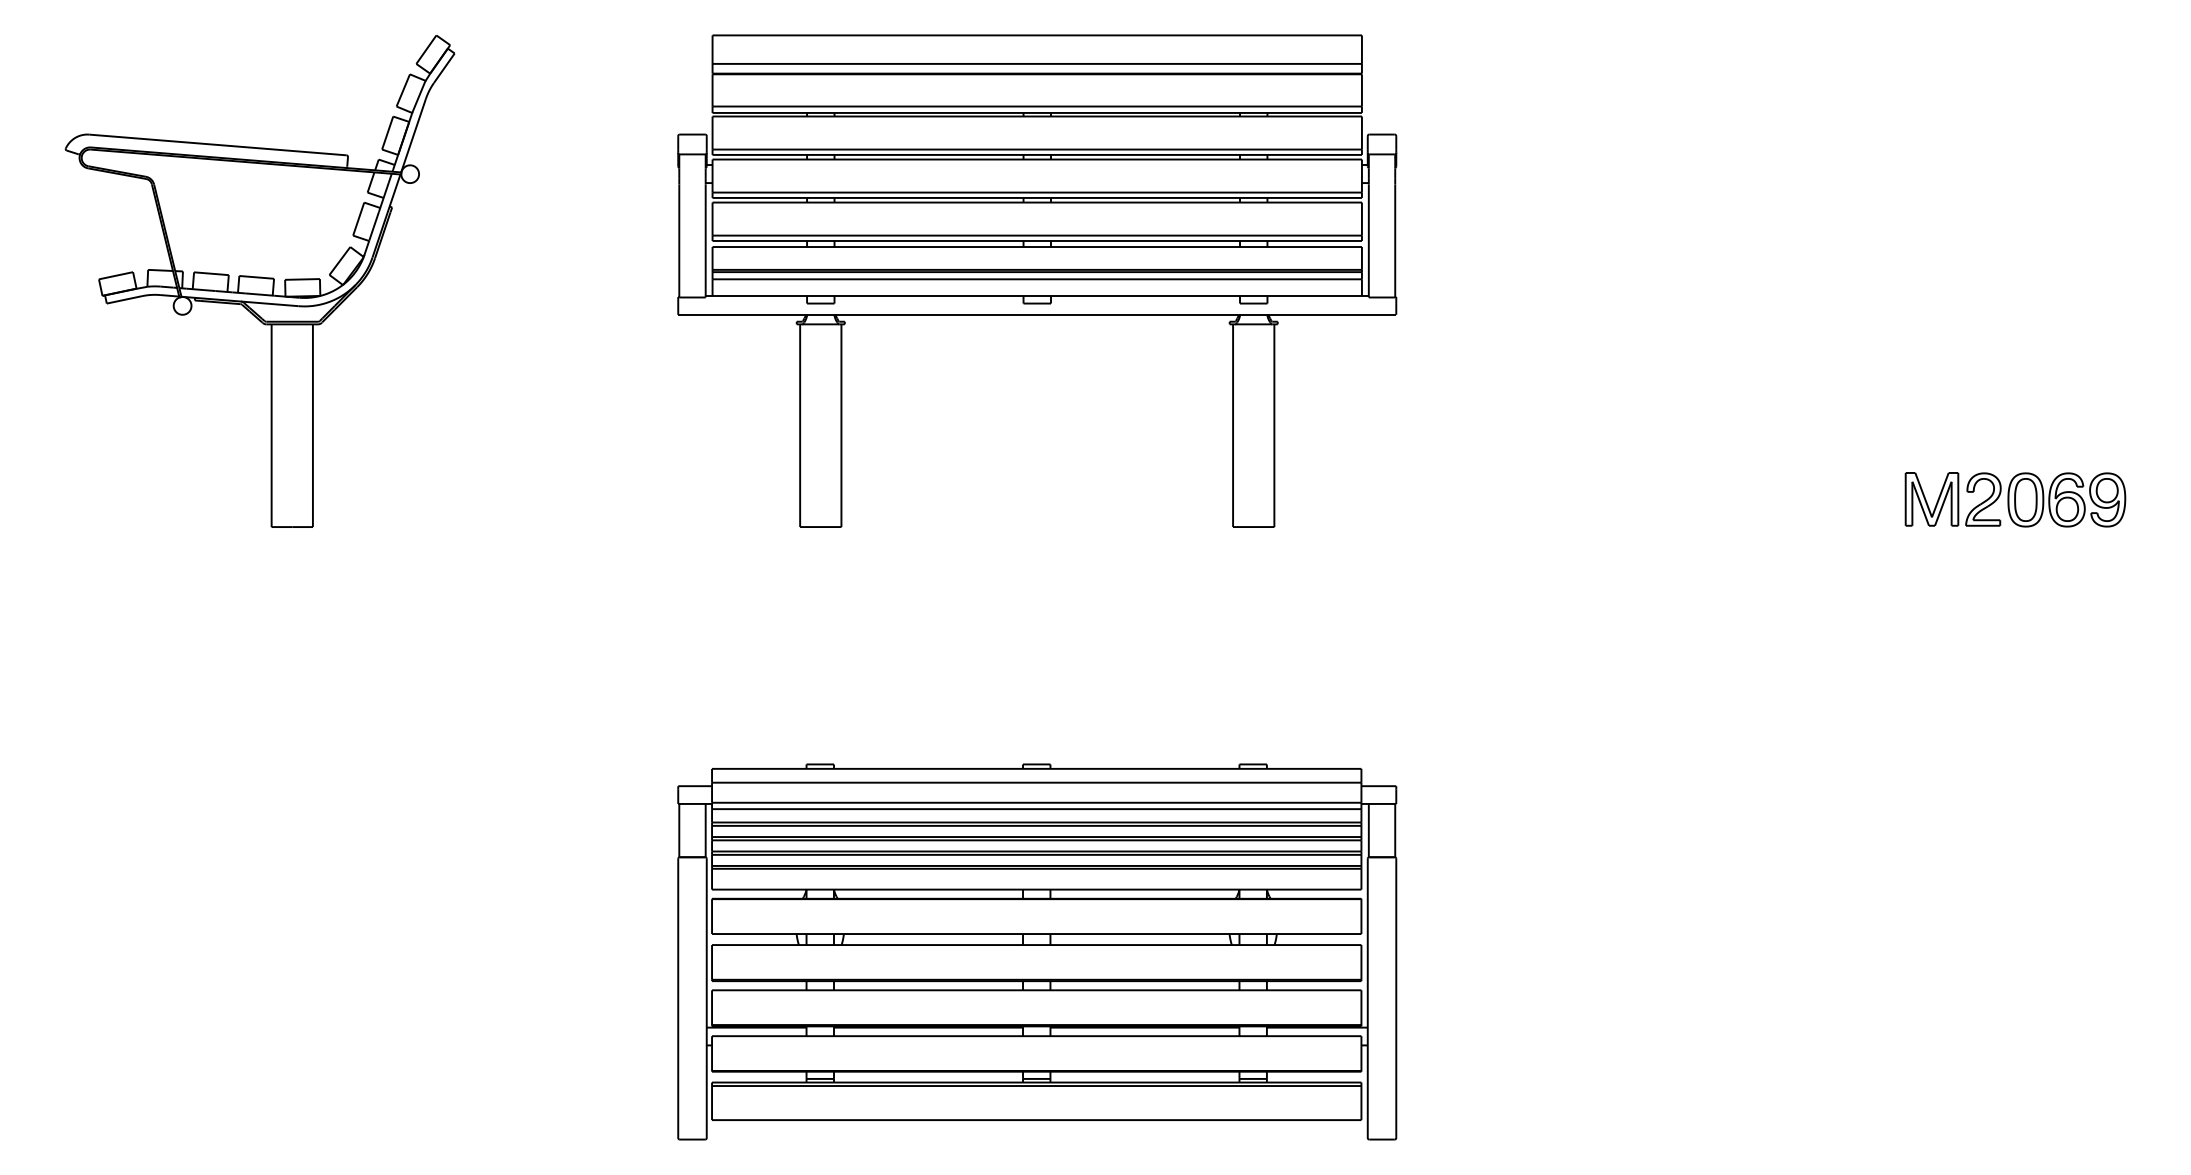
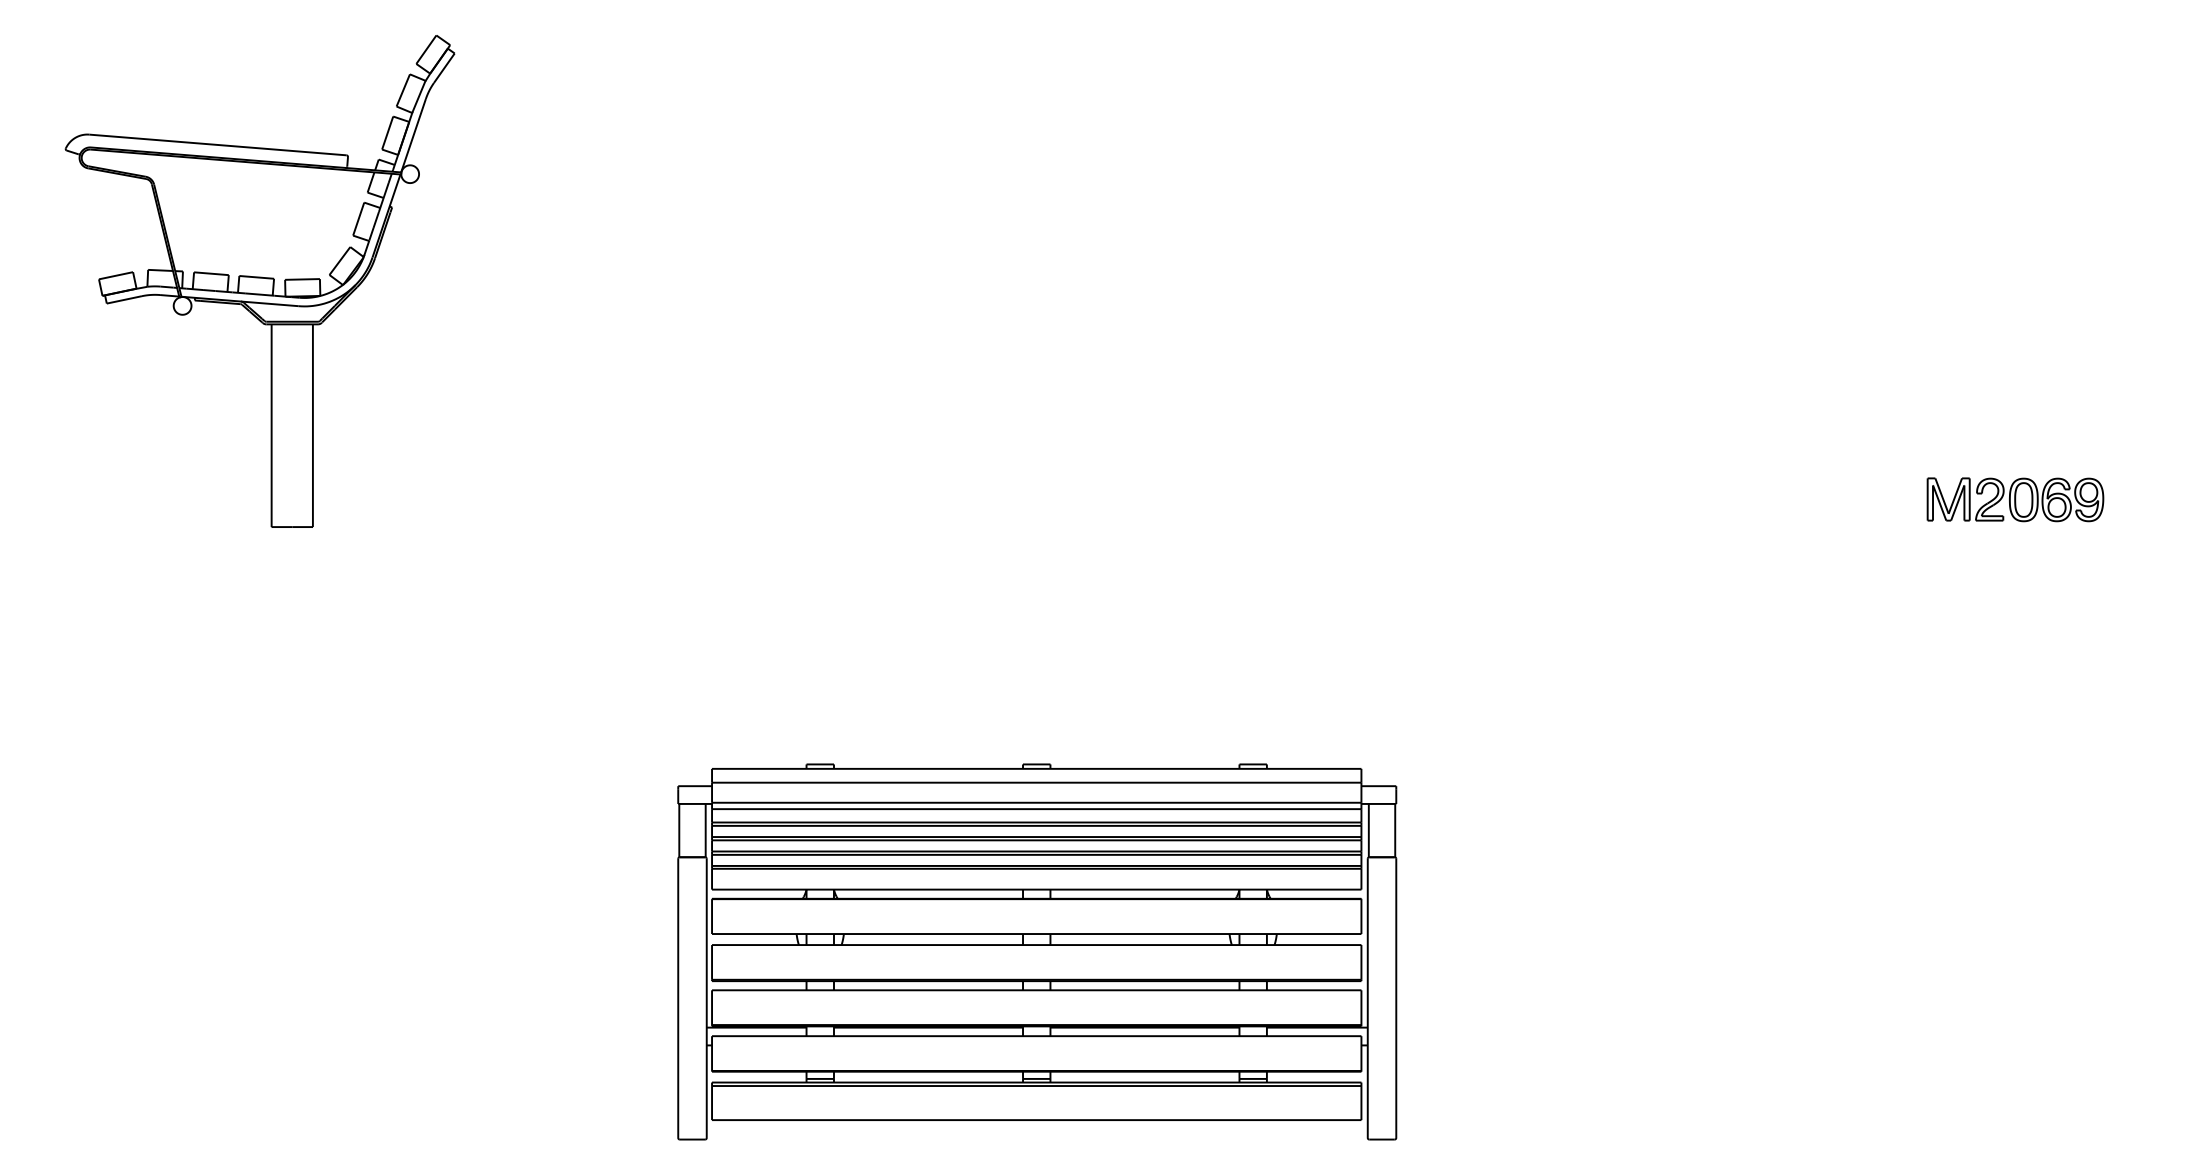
part: present -> none (1037, 280)
part size: 223x56 px -> 179x46 px (2015, 499)
